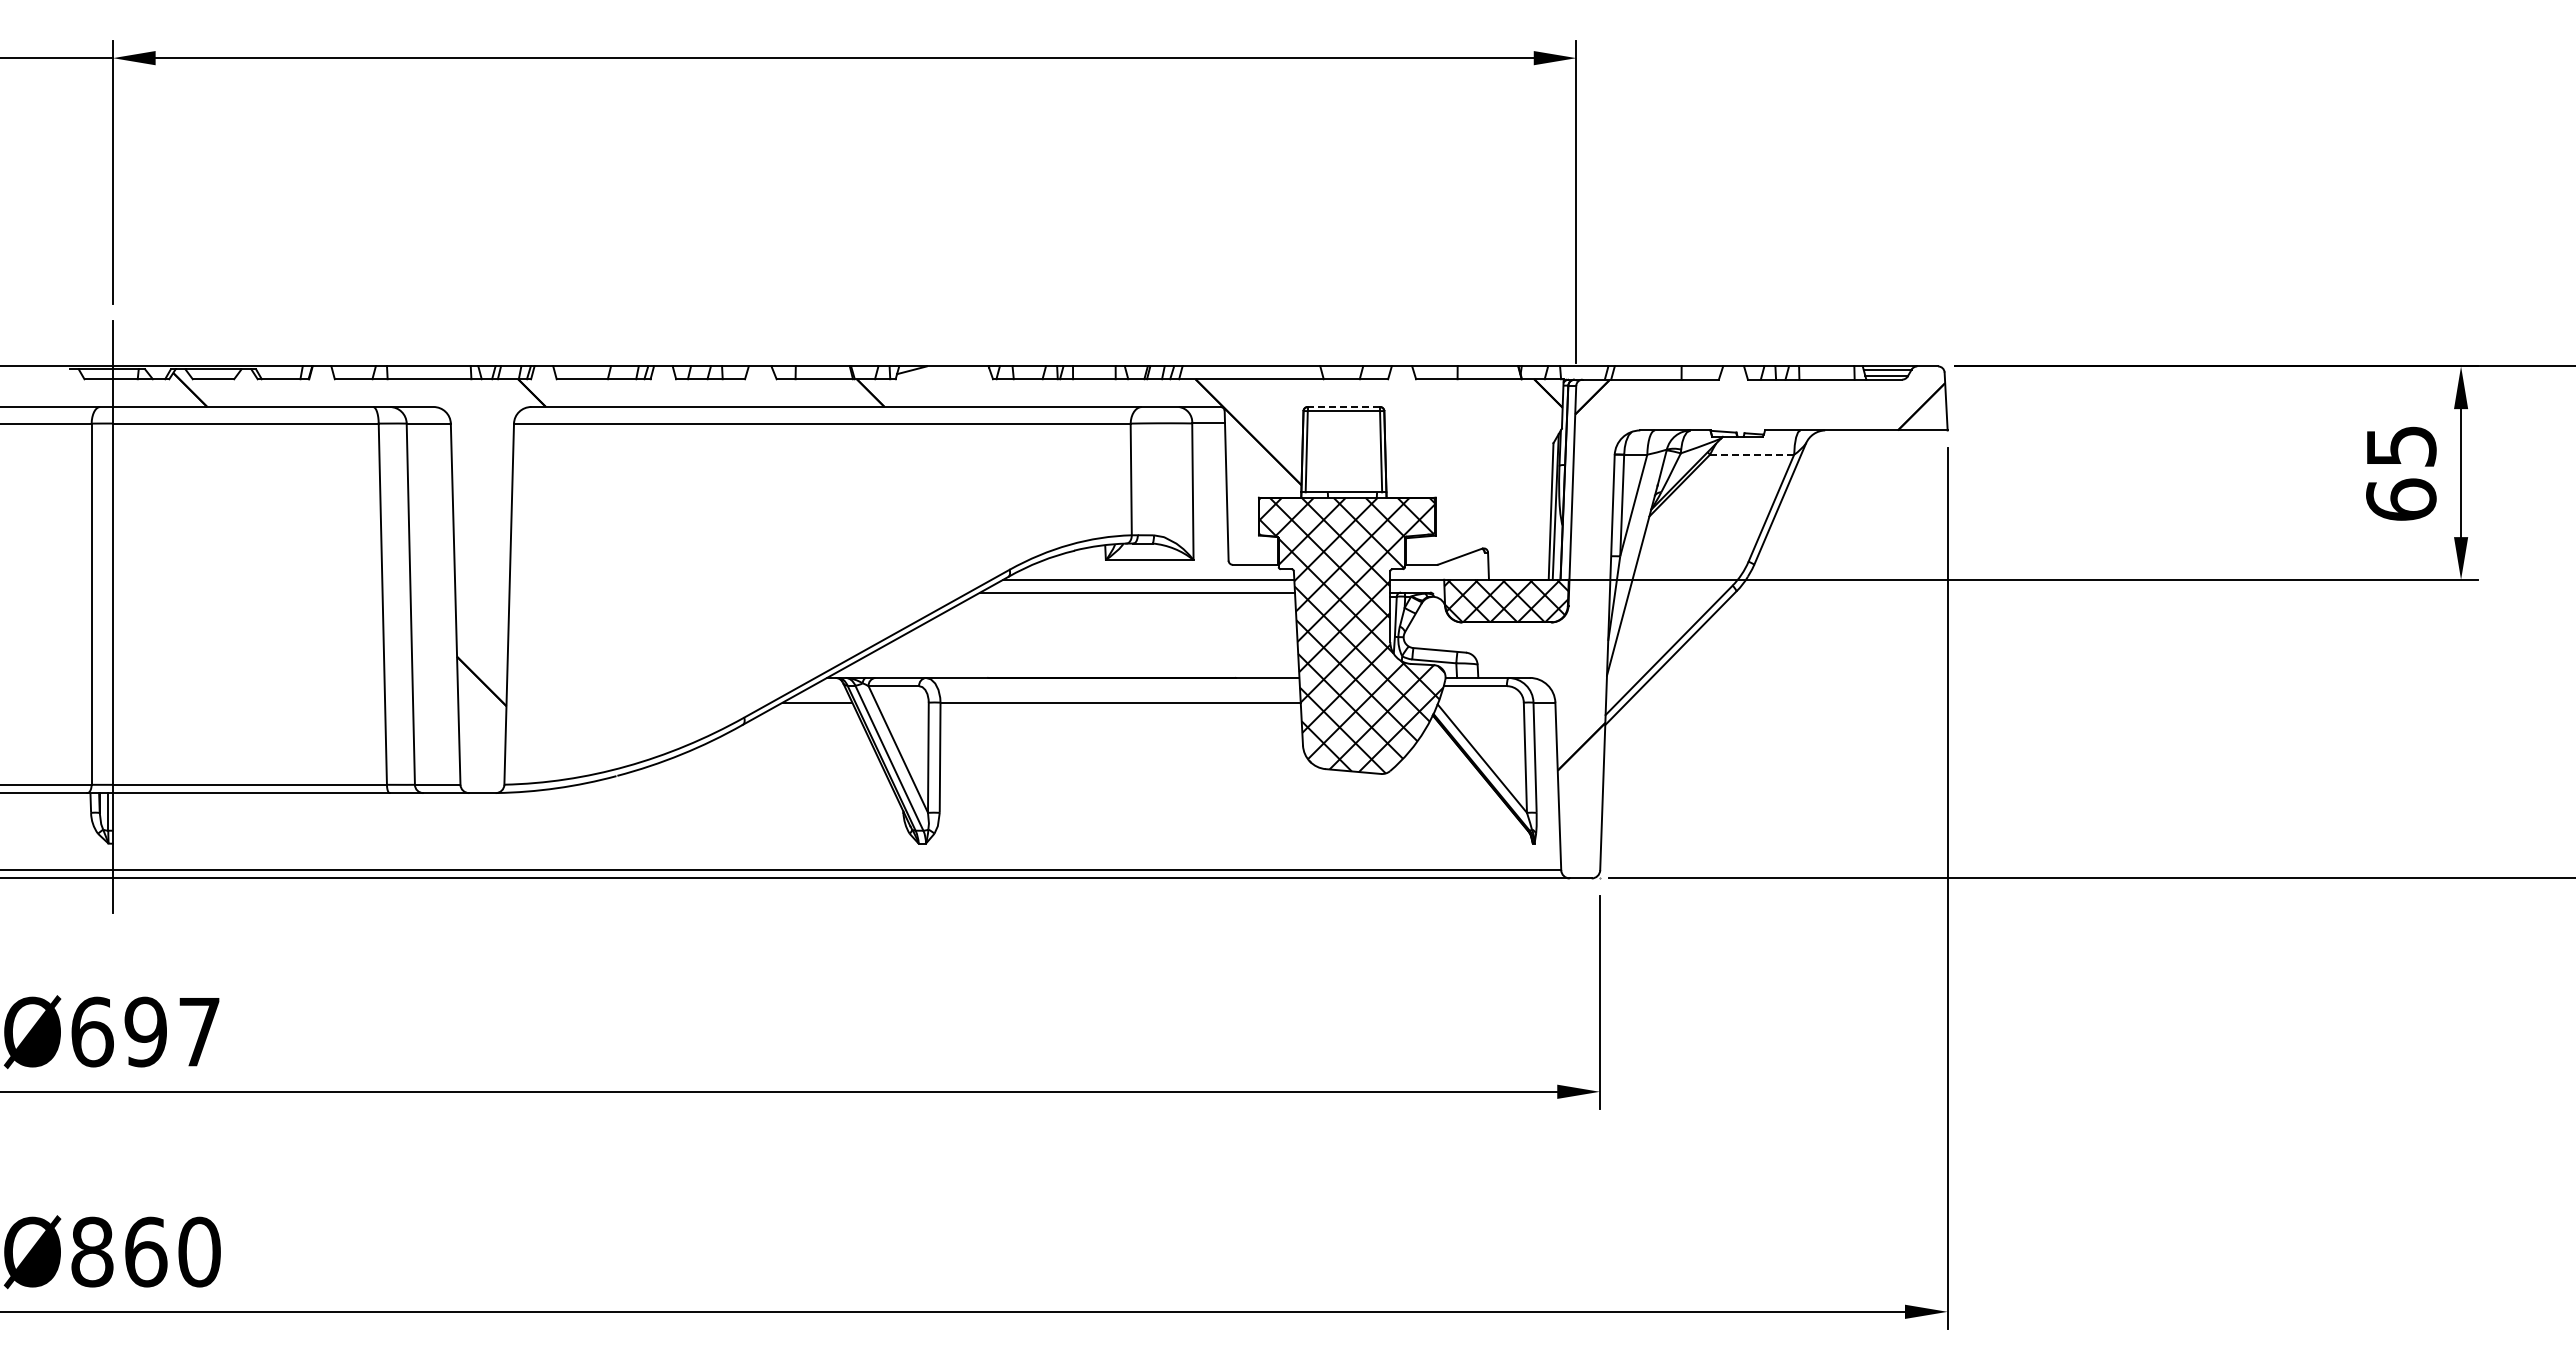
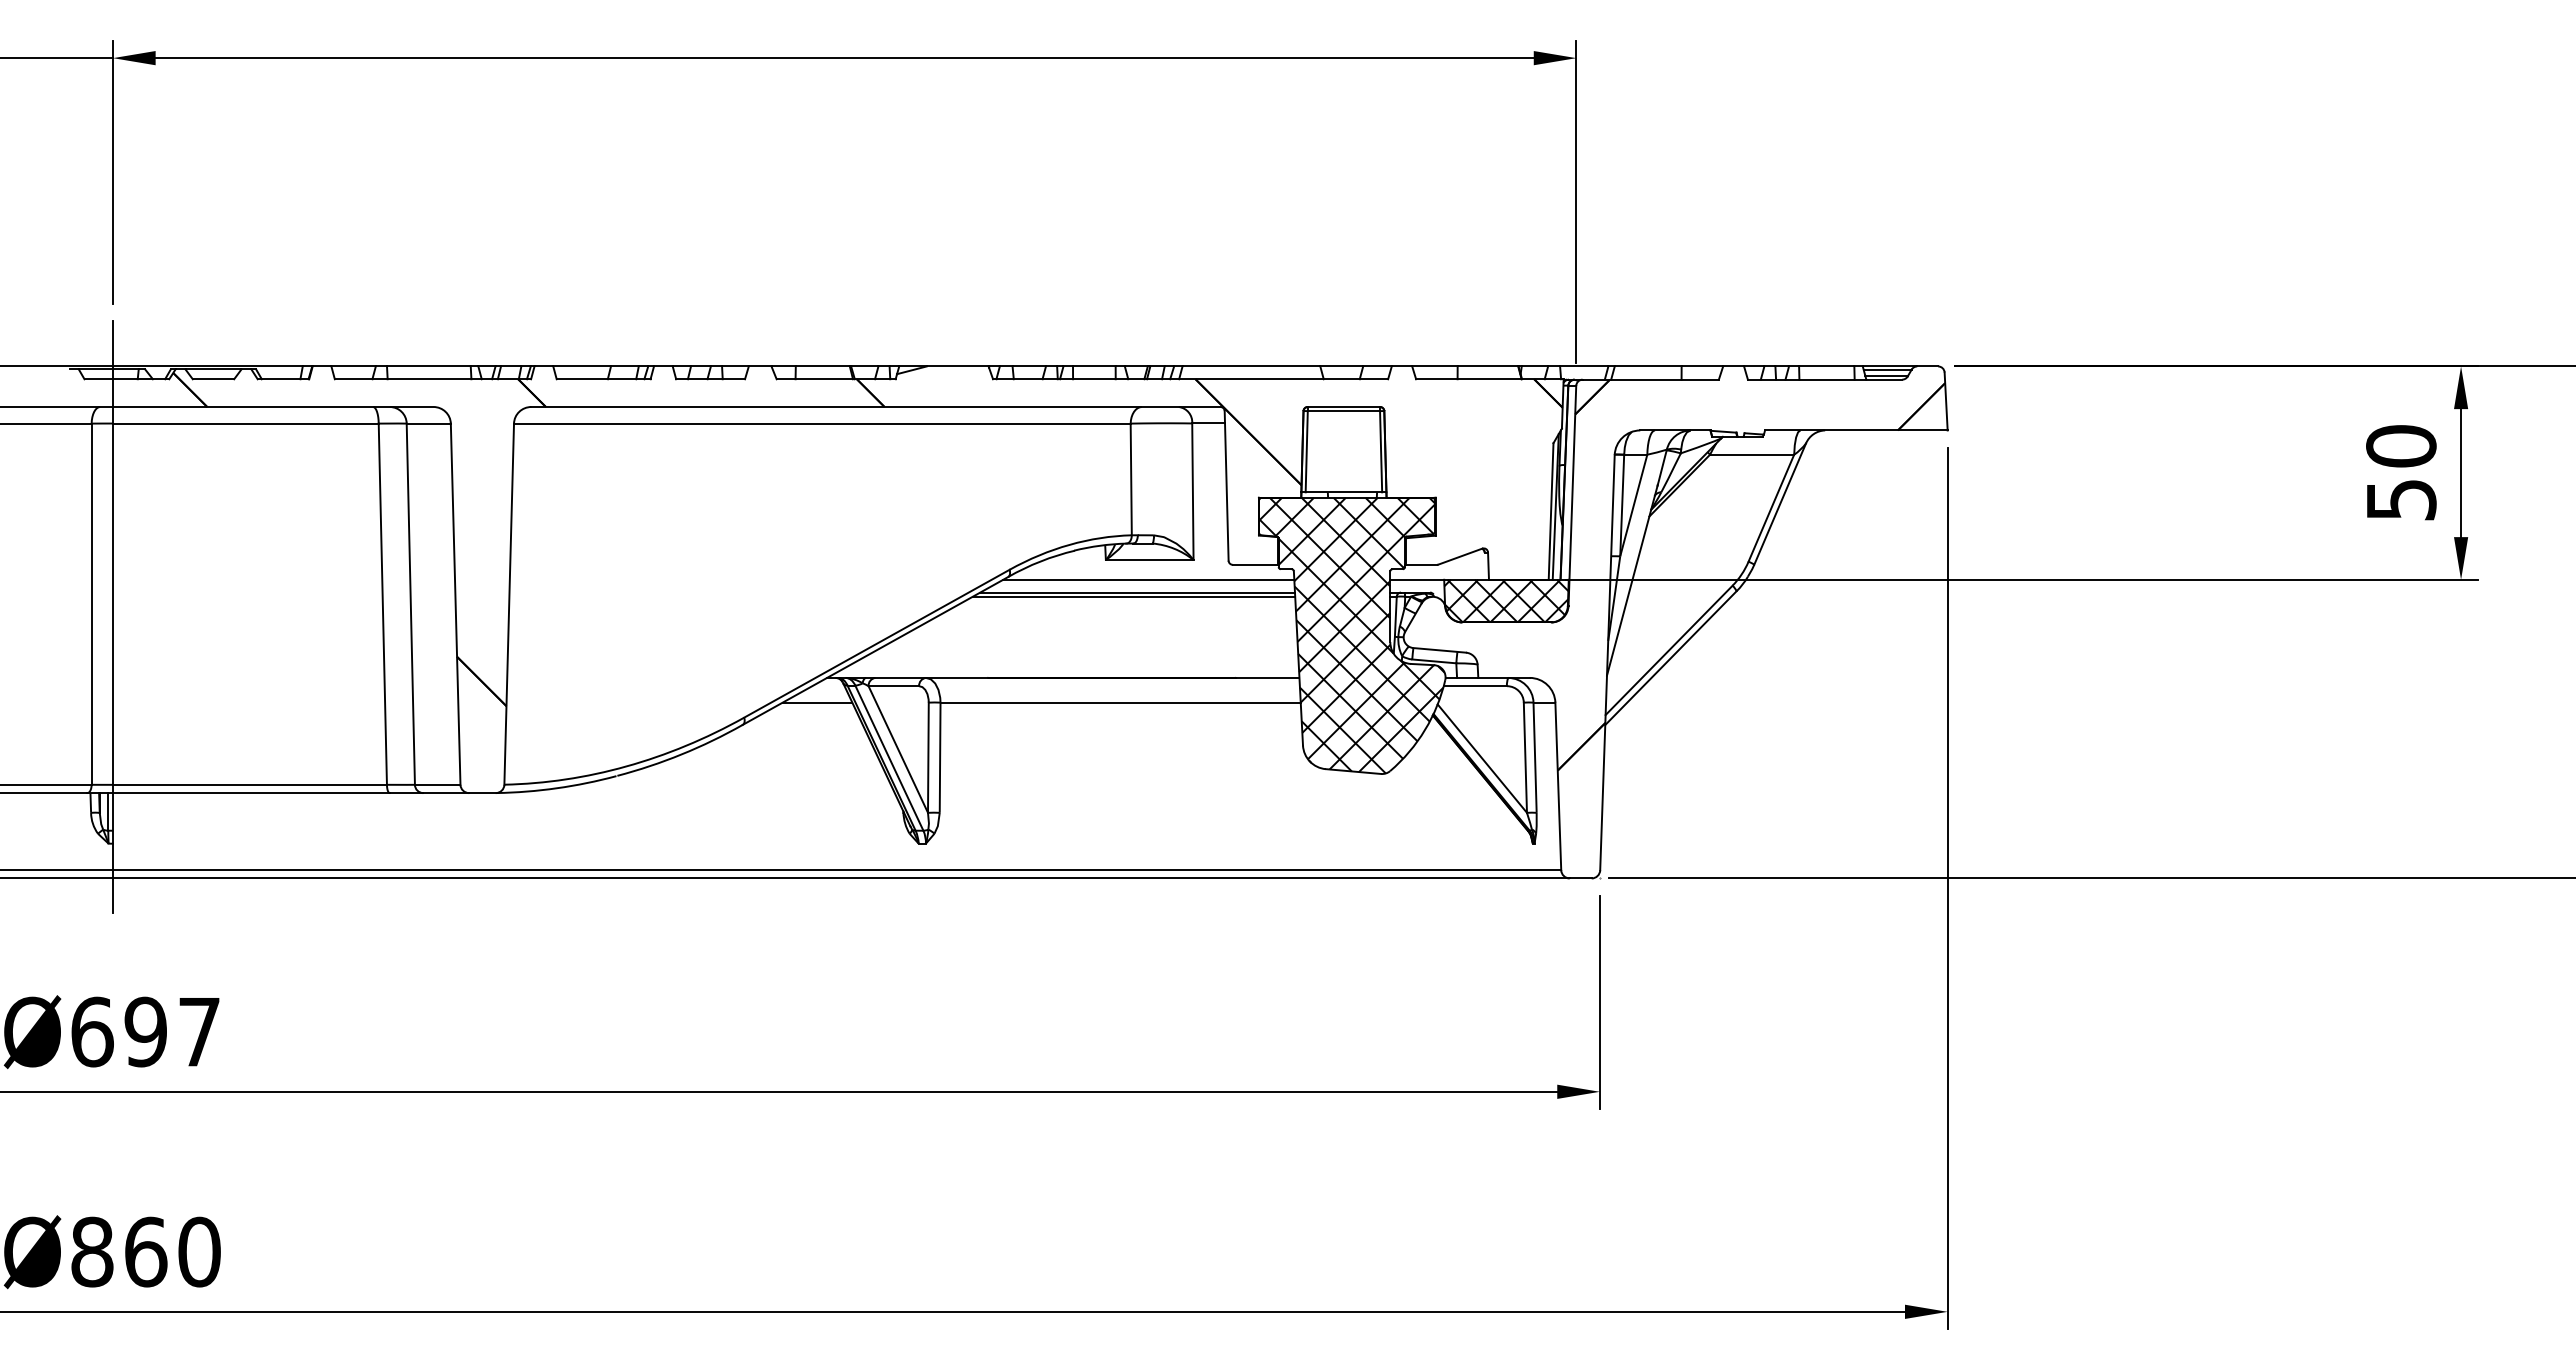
line: dashed -> solid (1343, 406)
line: dashed -> solid (1751, 454)
text: 65 -> 50 (2401, 472)
line: none -> present (1134, 596)
